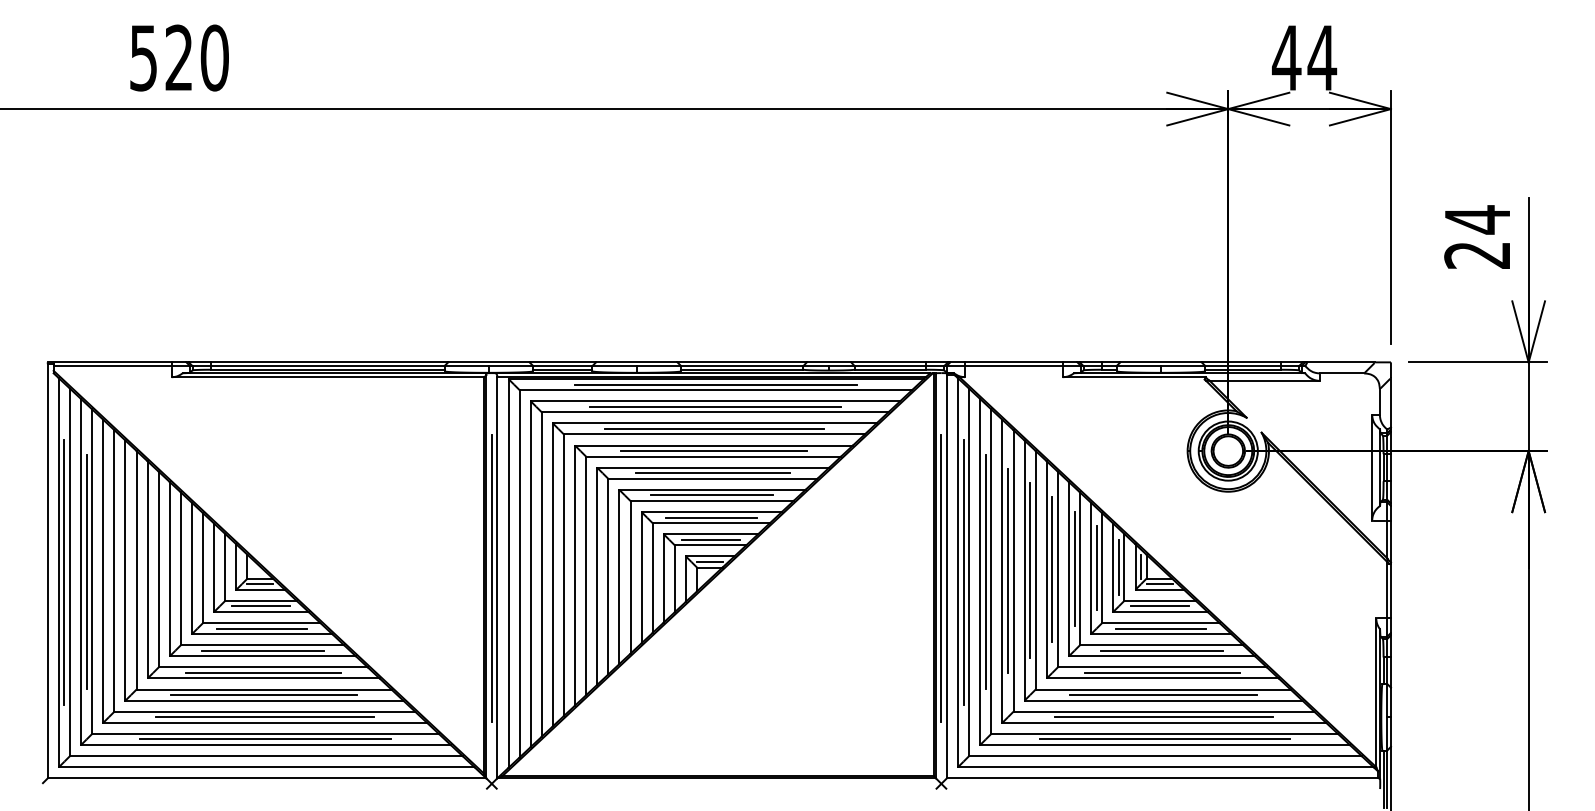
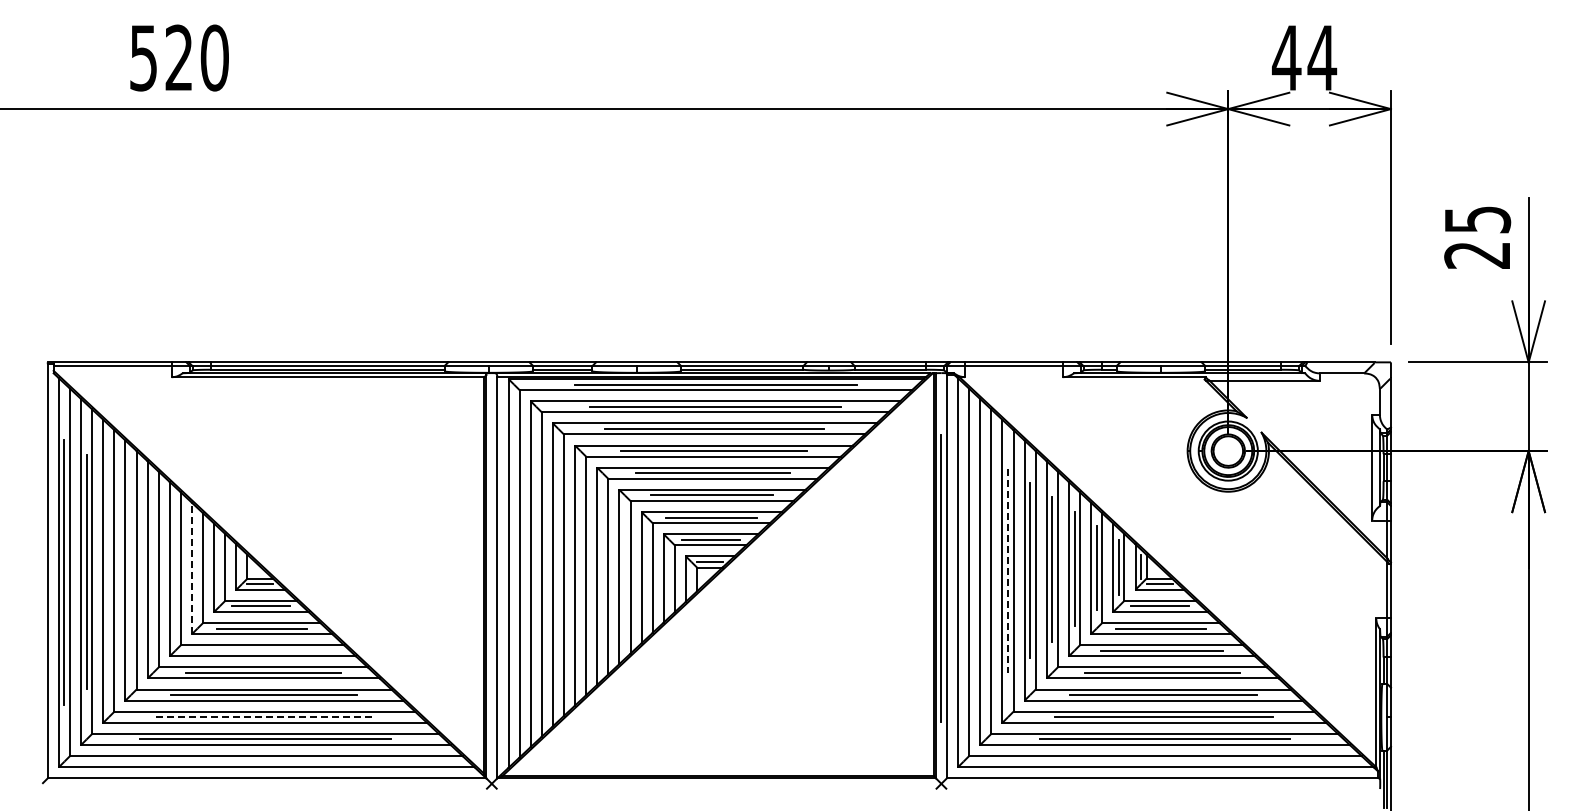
text: 24 -> 25 (1478, 219)
line: solid -> dashed (192, 568)
line: present -> none (985, 571)
line: solid -> dashed (1007, 571)
line: present -> none (963, 572)
line: present -> none (491, 578)
line: present -> none (262, 650)
line: solid -> dashed (265, 717)
